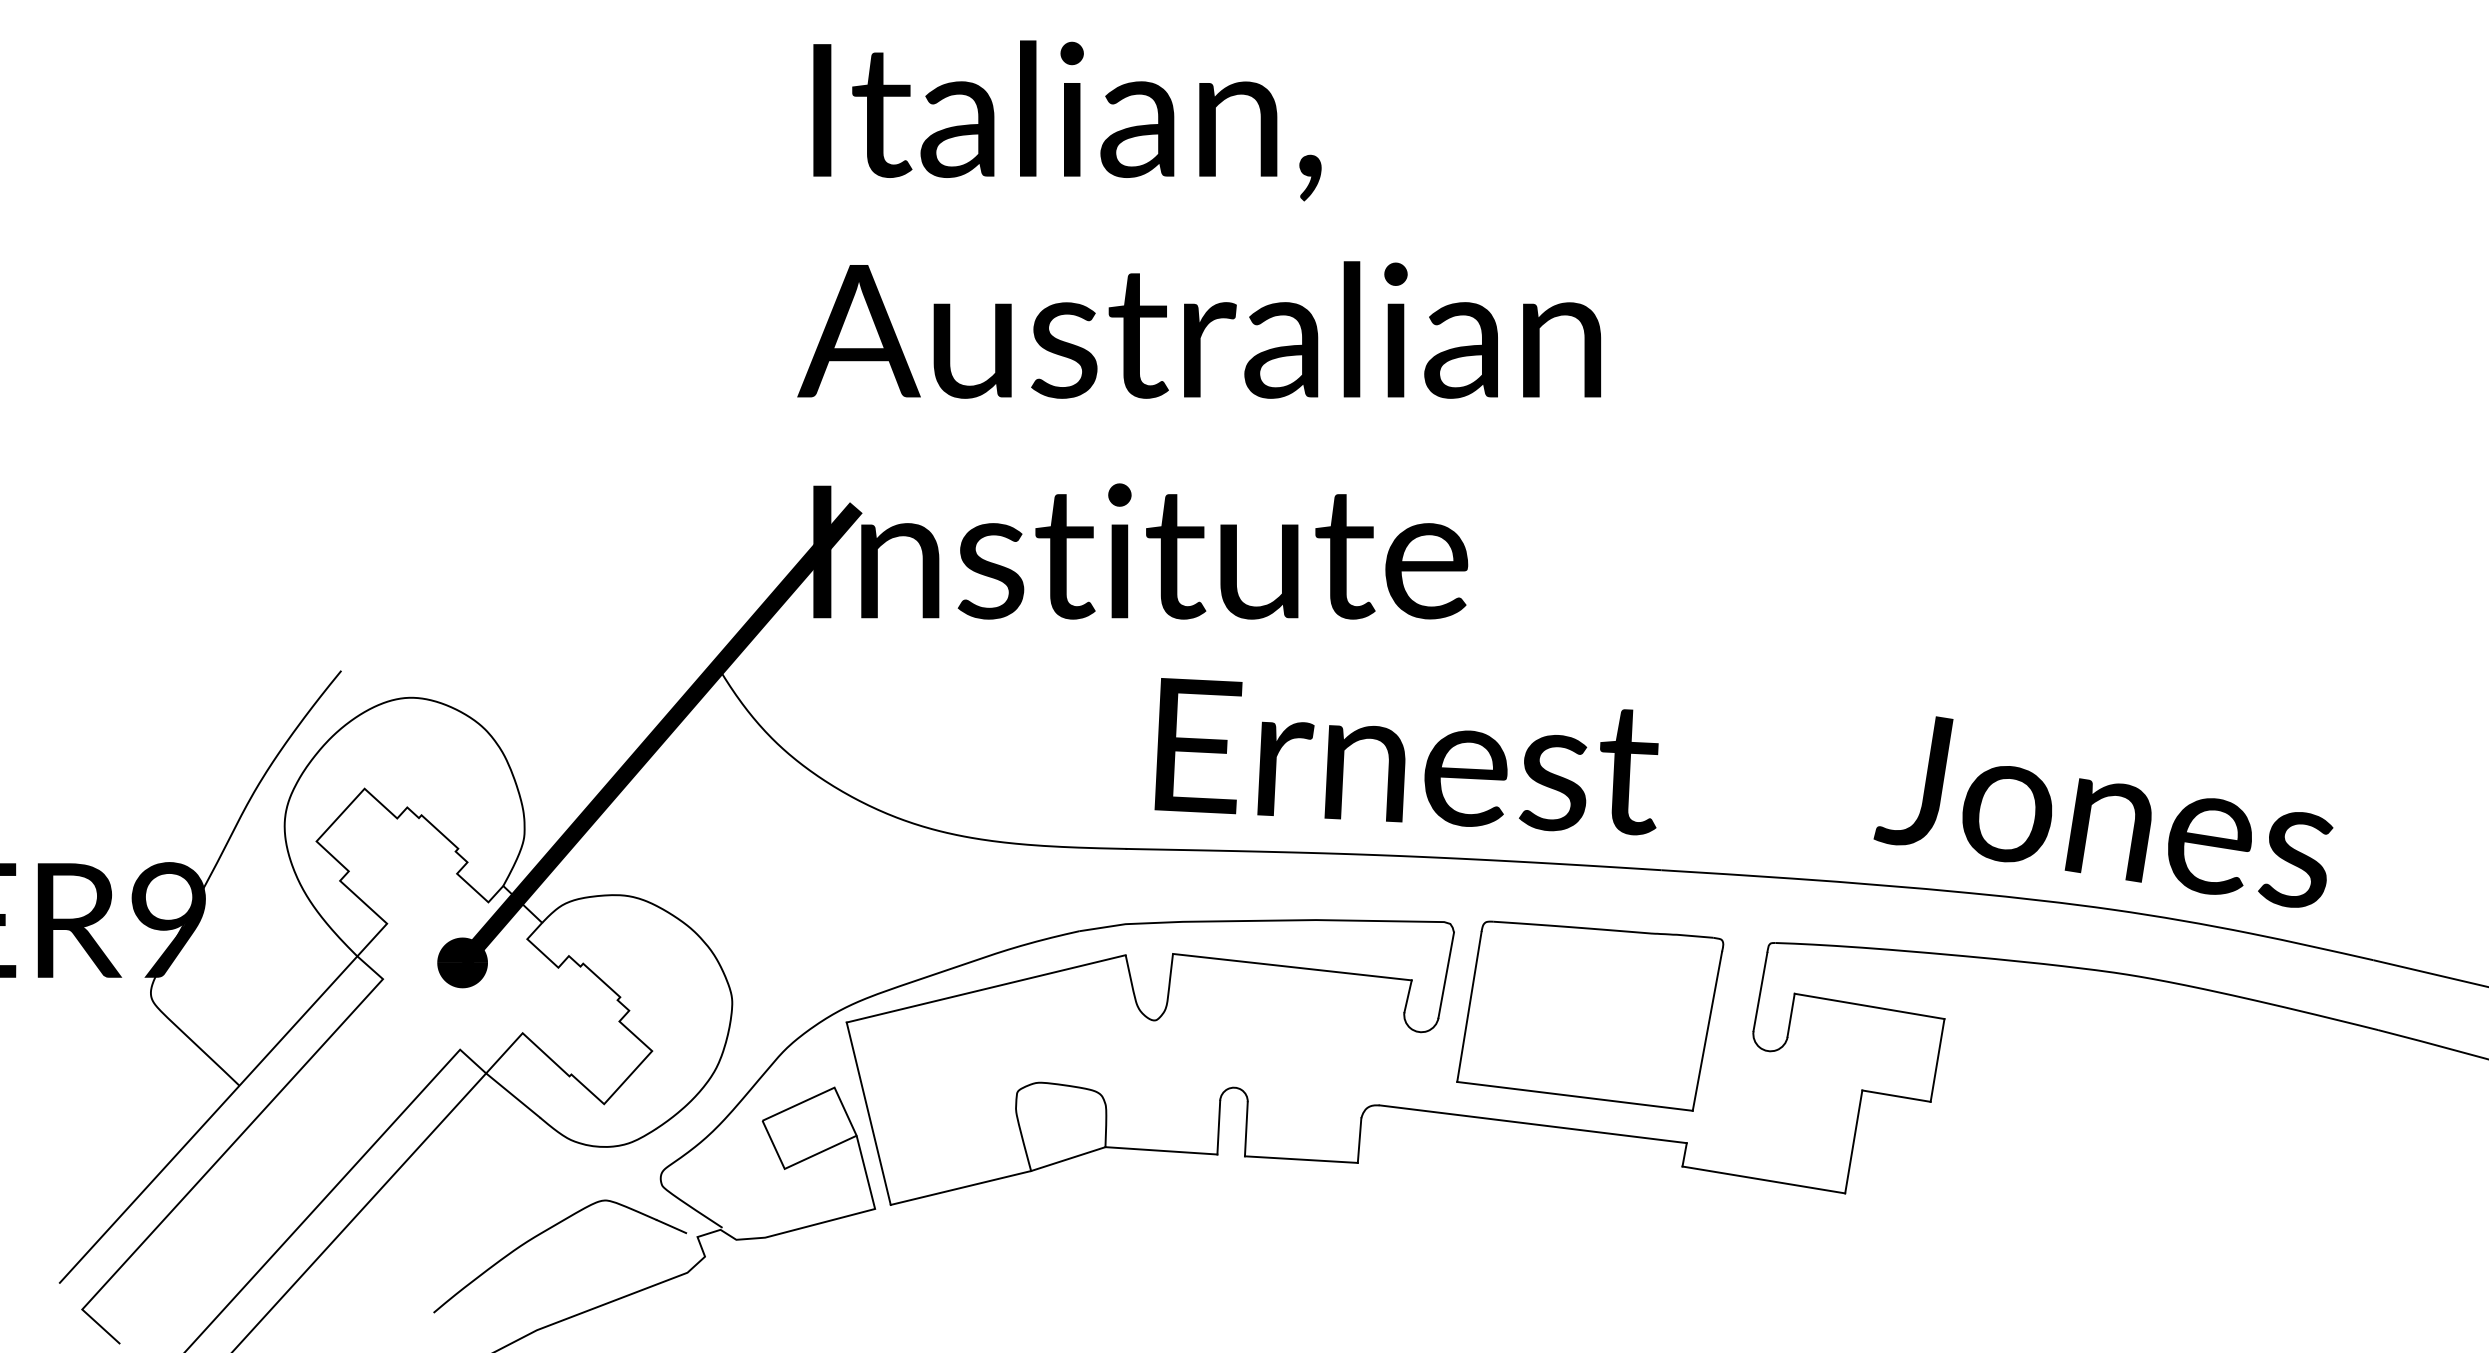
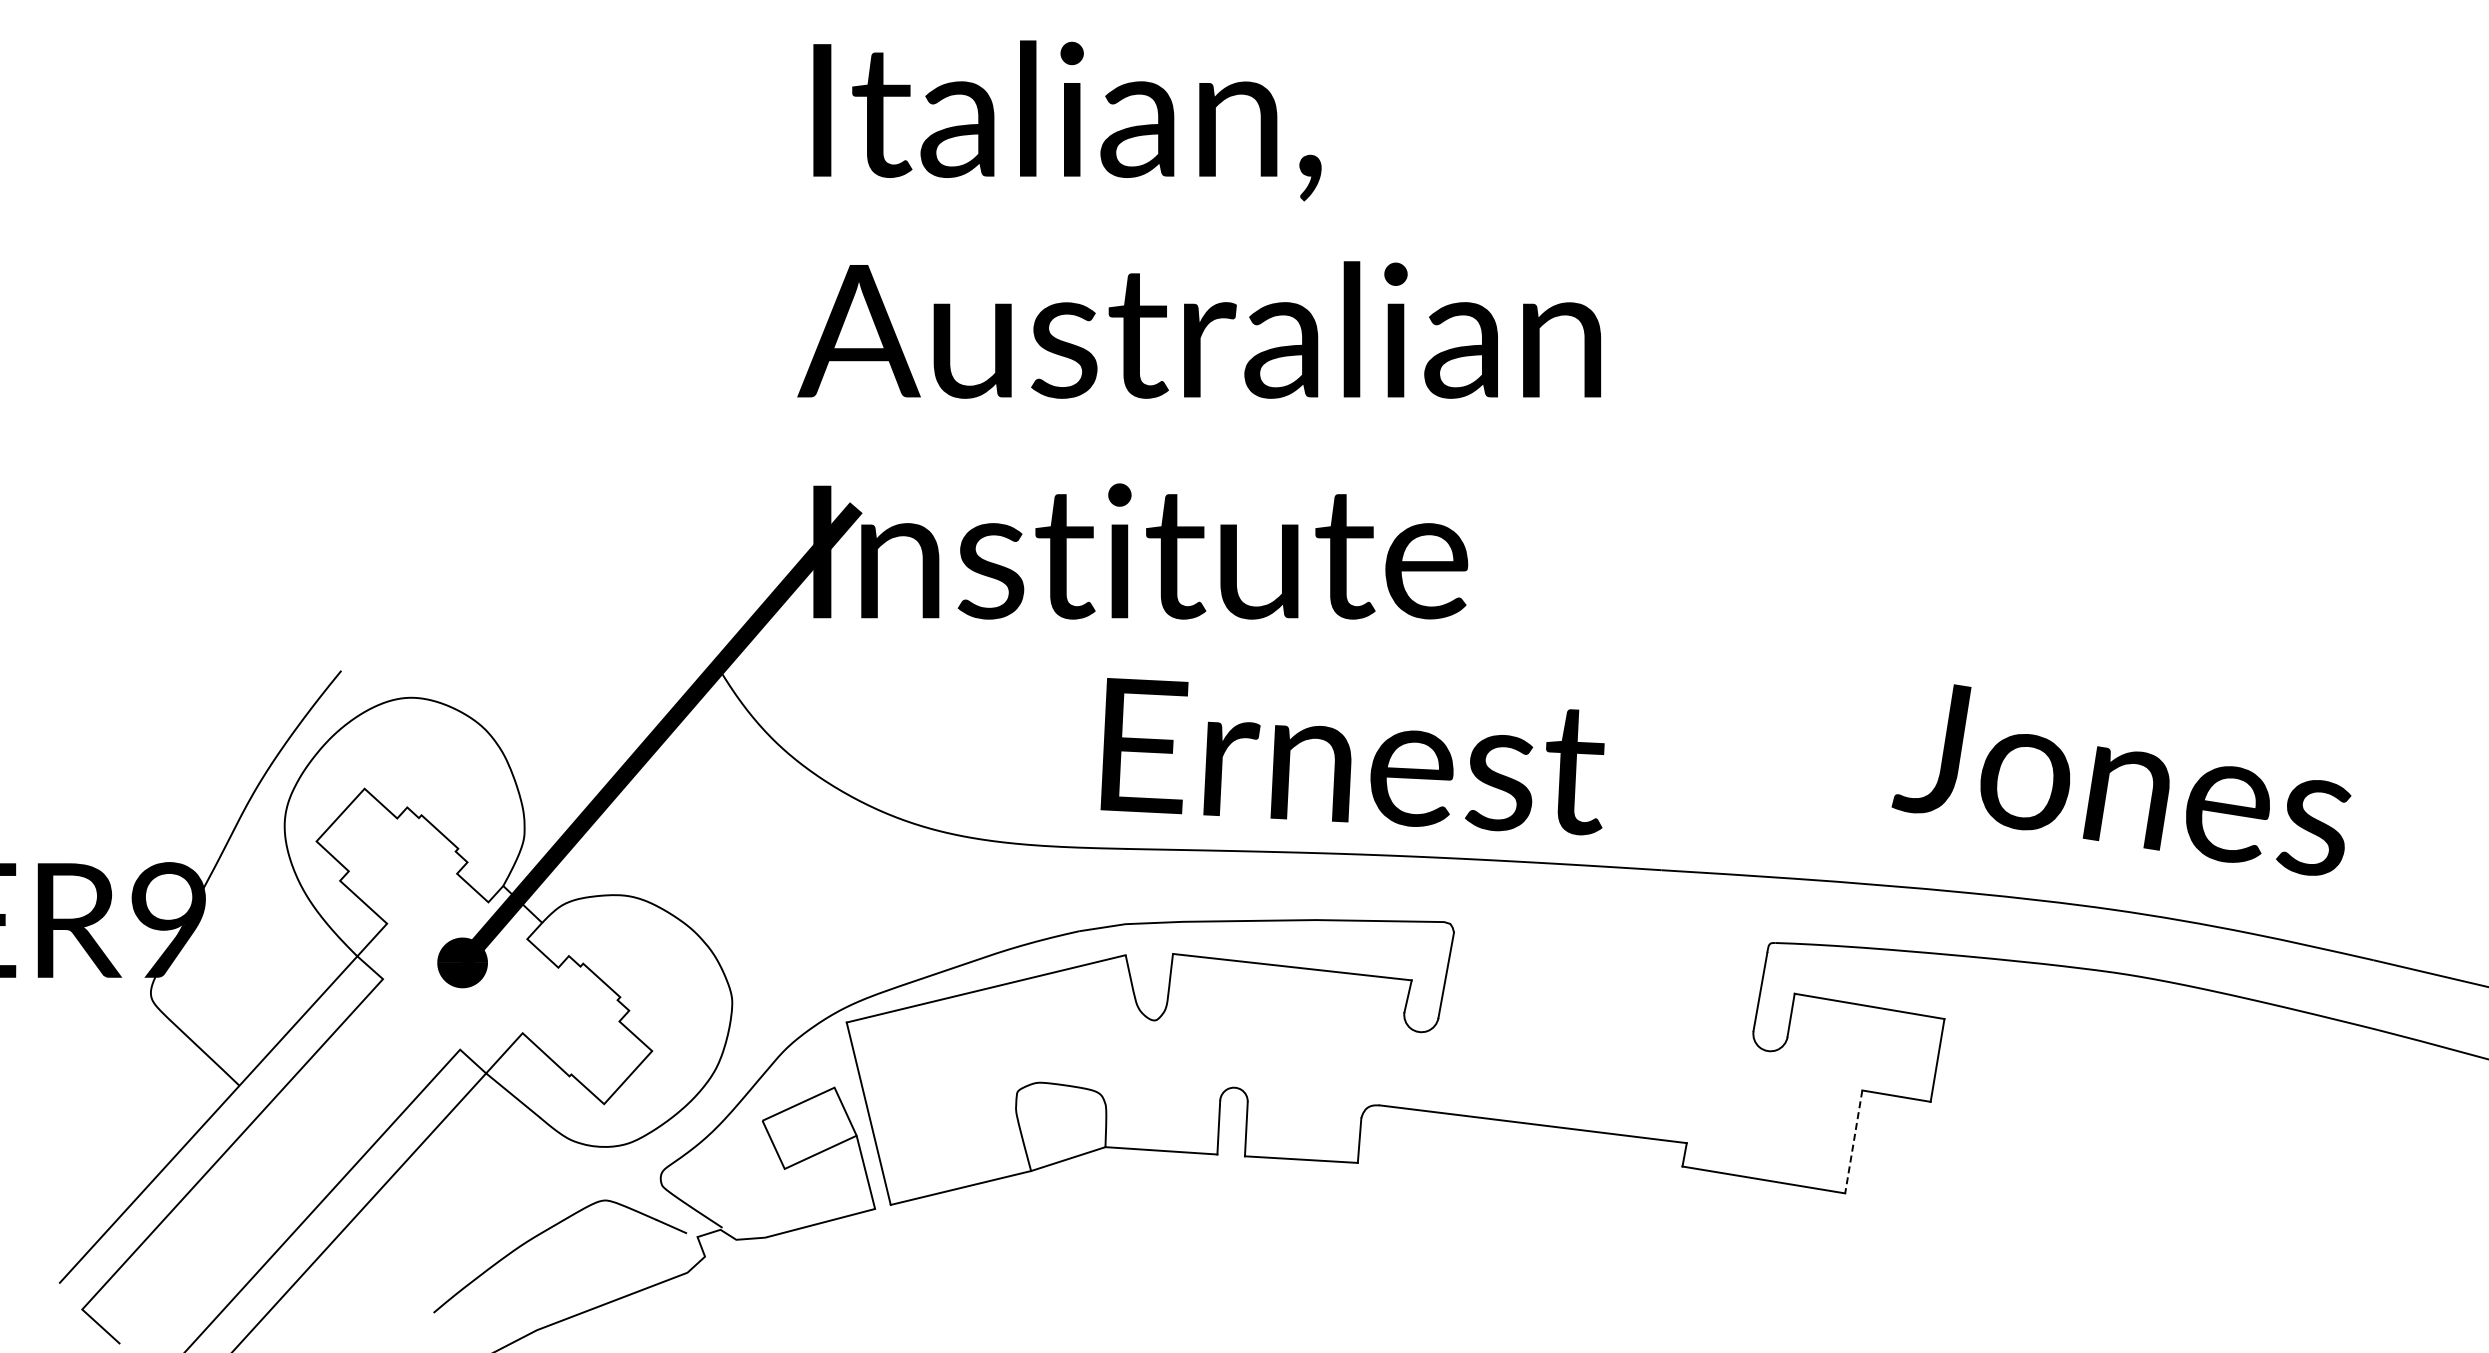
text position: (1406, 756) -> (1352, 756) (1352, 756)
text position: (2103, 811) -> (2121, 779) (2121, 779)
part: present -> none (1590, 1015)
line: solid -> dashed (1853, 1142)
